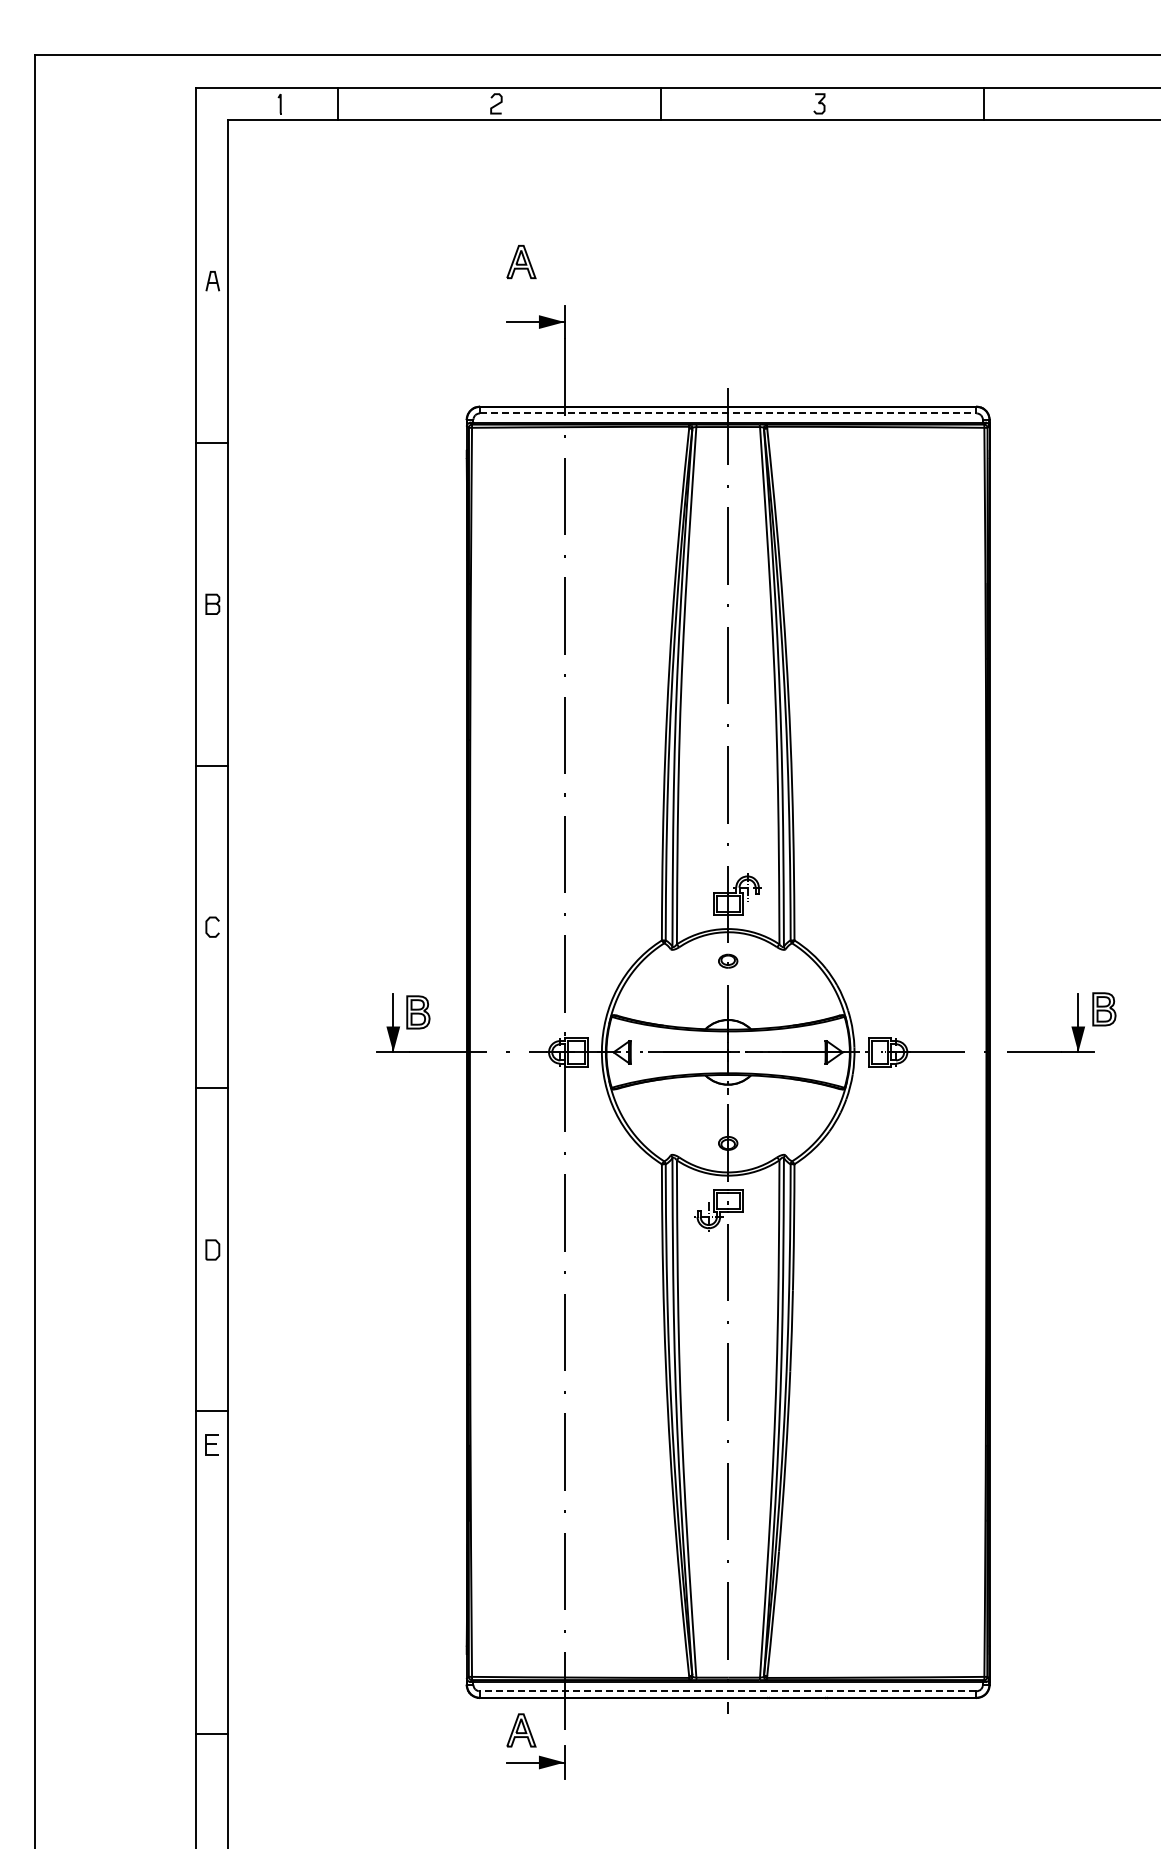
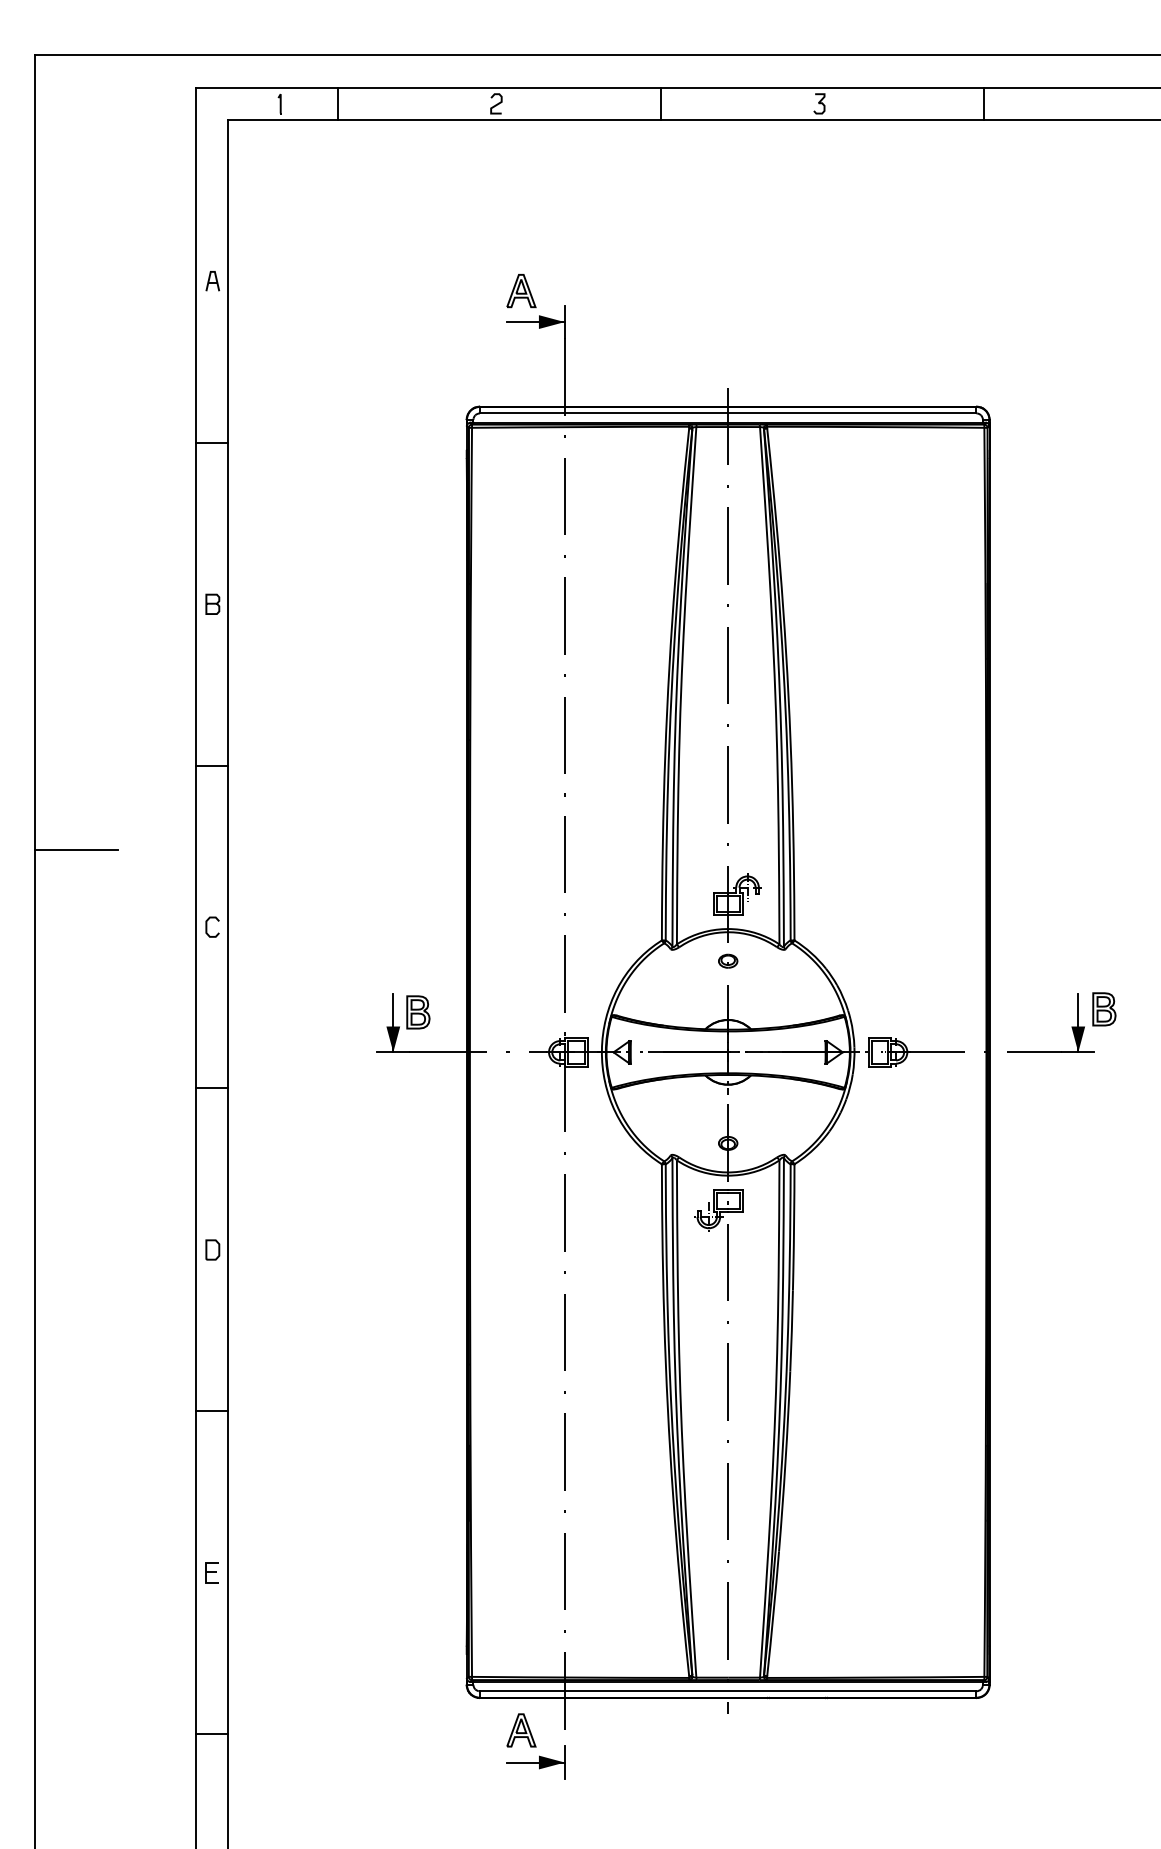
part position: (521, 262) -> (521, 291) (521, 291)
line: dashed -> solid (728, 413)
line: none -> present (76, 849)
part position: (211, 1444) -> (211, 1572) (211, 1572)
line: dashed -> solid (727, 1691)
